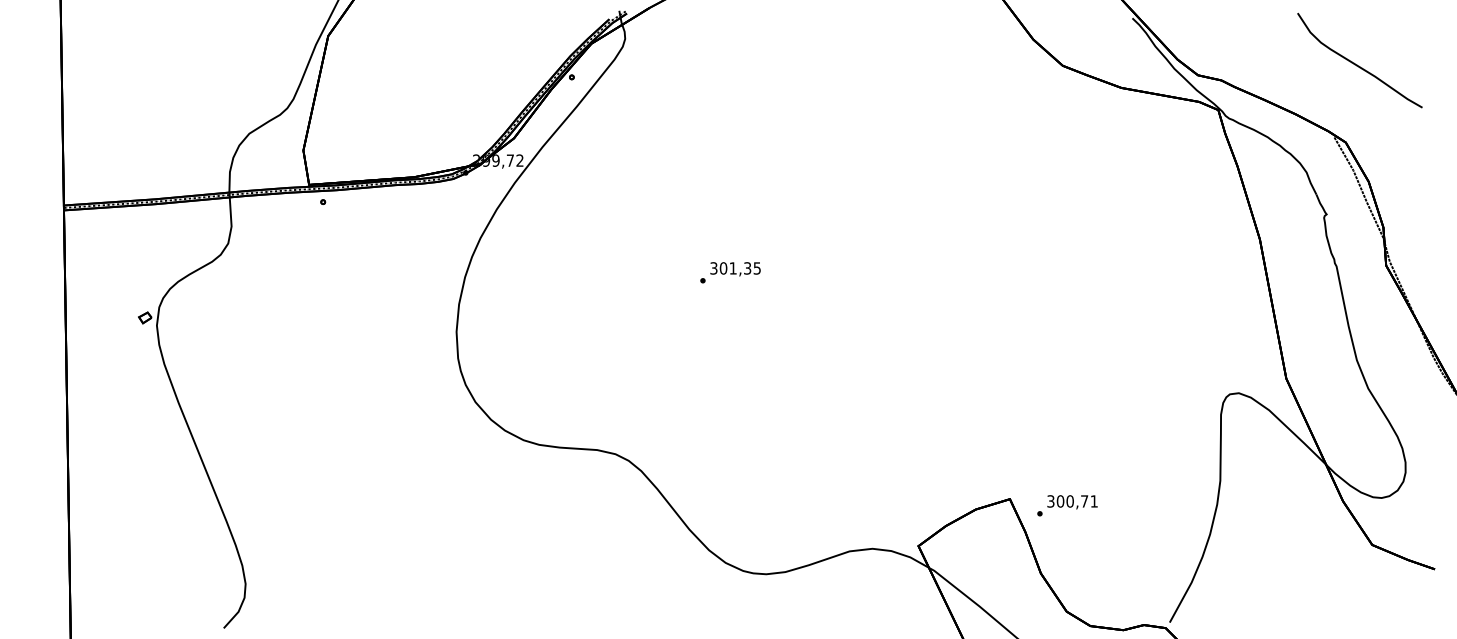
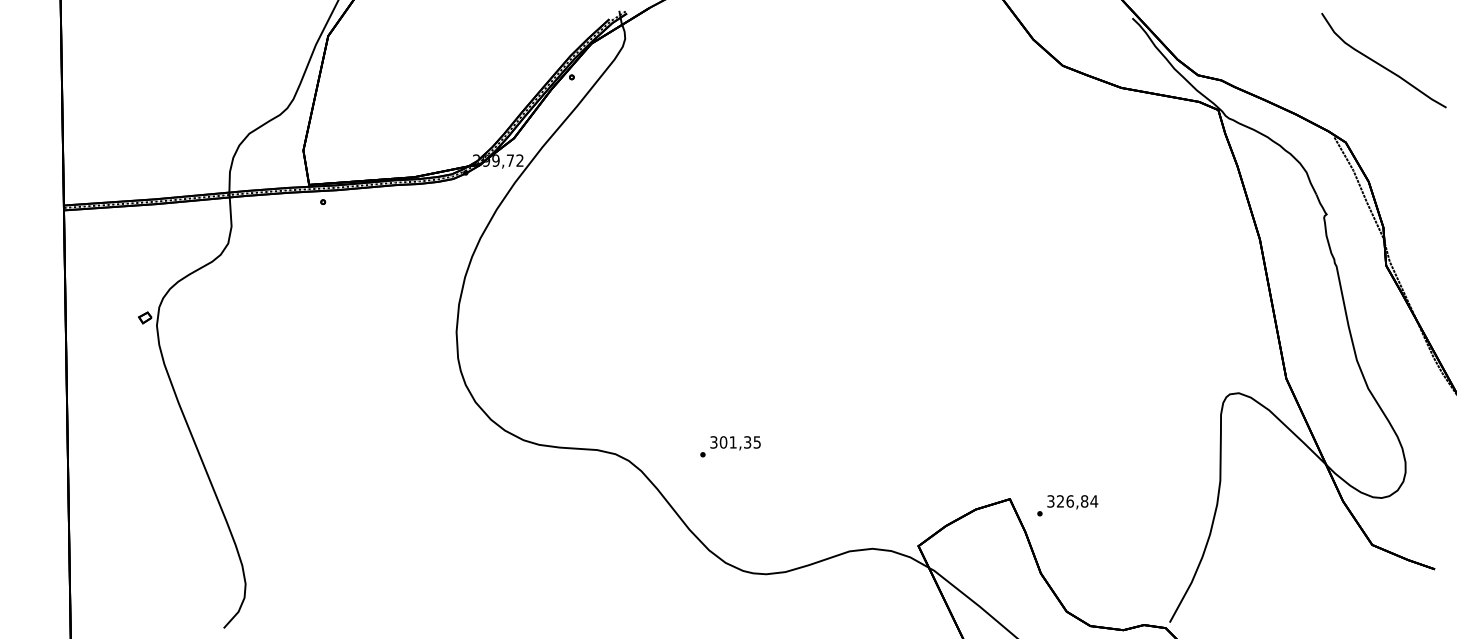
curve position: (1357, 64) -> (1381, 64) (1381, 64)
text position: (730, 272) -> (730, 446) (730, 446)
text: 300,71 -> 326,84 (1077, 501)
